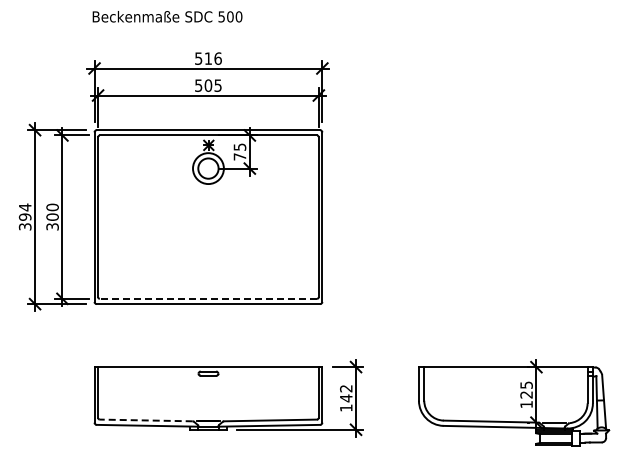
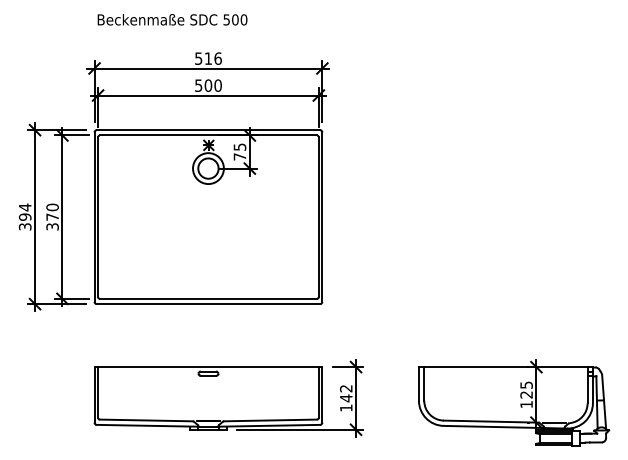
text position: (167, 16) -> (172, 19) (172, 19)
text: 505 -> 500 (217, 85)
text: 300 -> 370 (52, 216)
line: dashed -> solid (208, 298)
line: dashed -> solid (145, 420)
